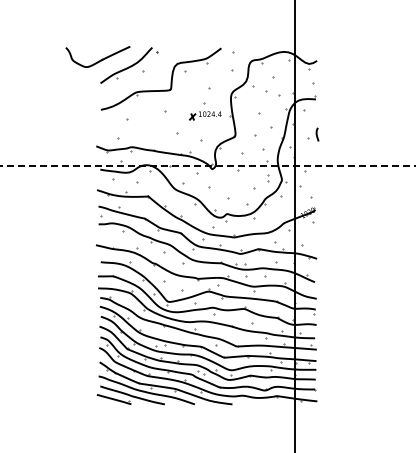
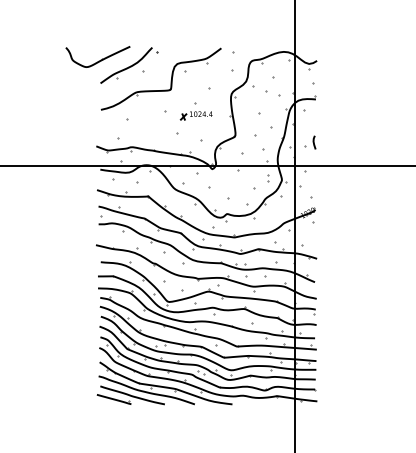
part position: (204, 111) -> (195, 111) (195, 111)
part position: (313, 134) -> (310, 142) (310, 142)
line: dashed -> solid (208, 166)
